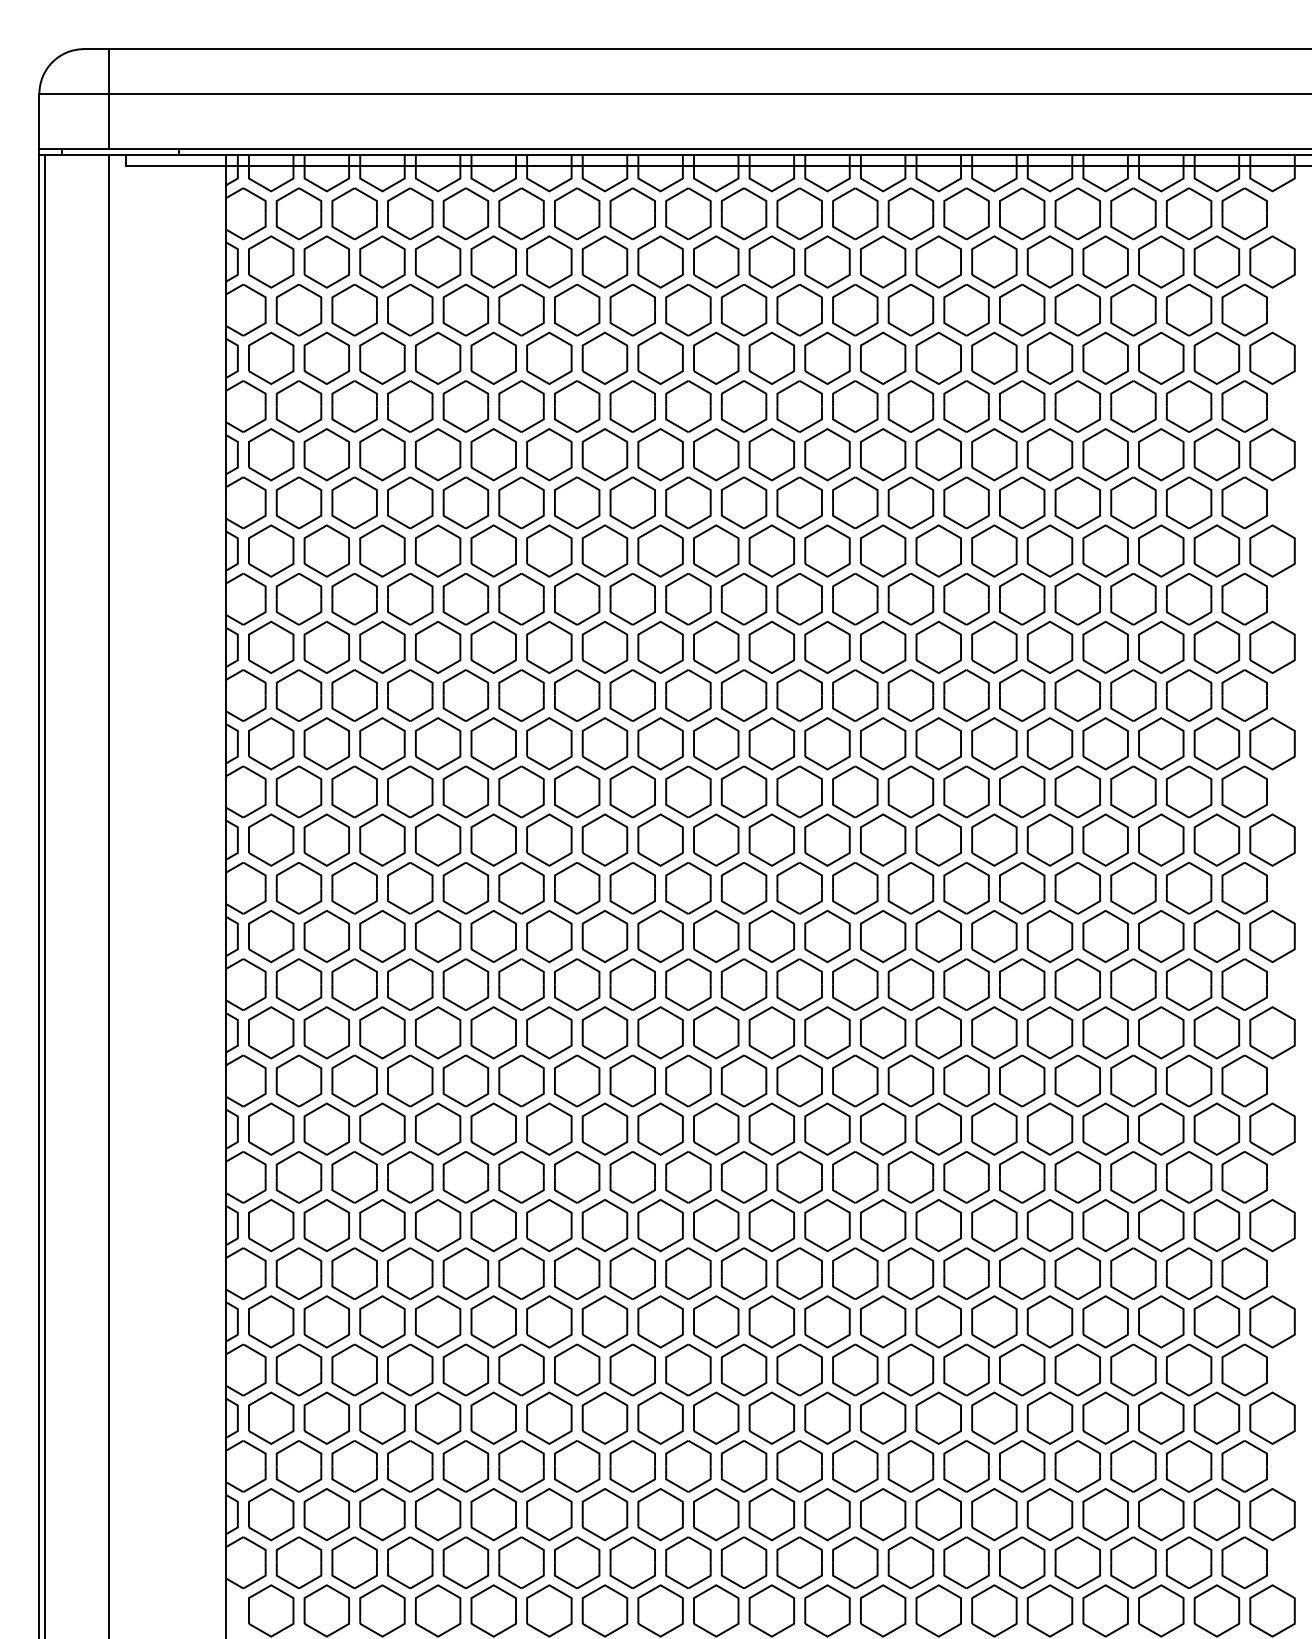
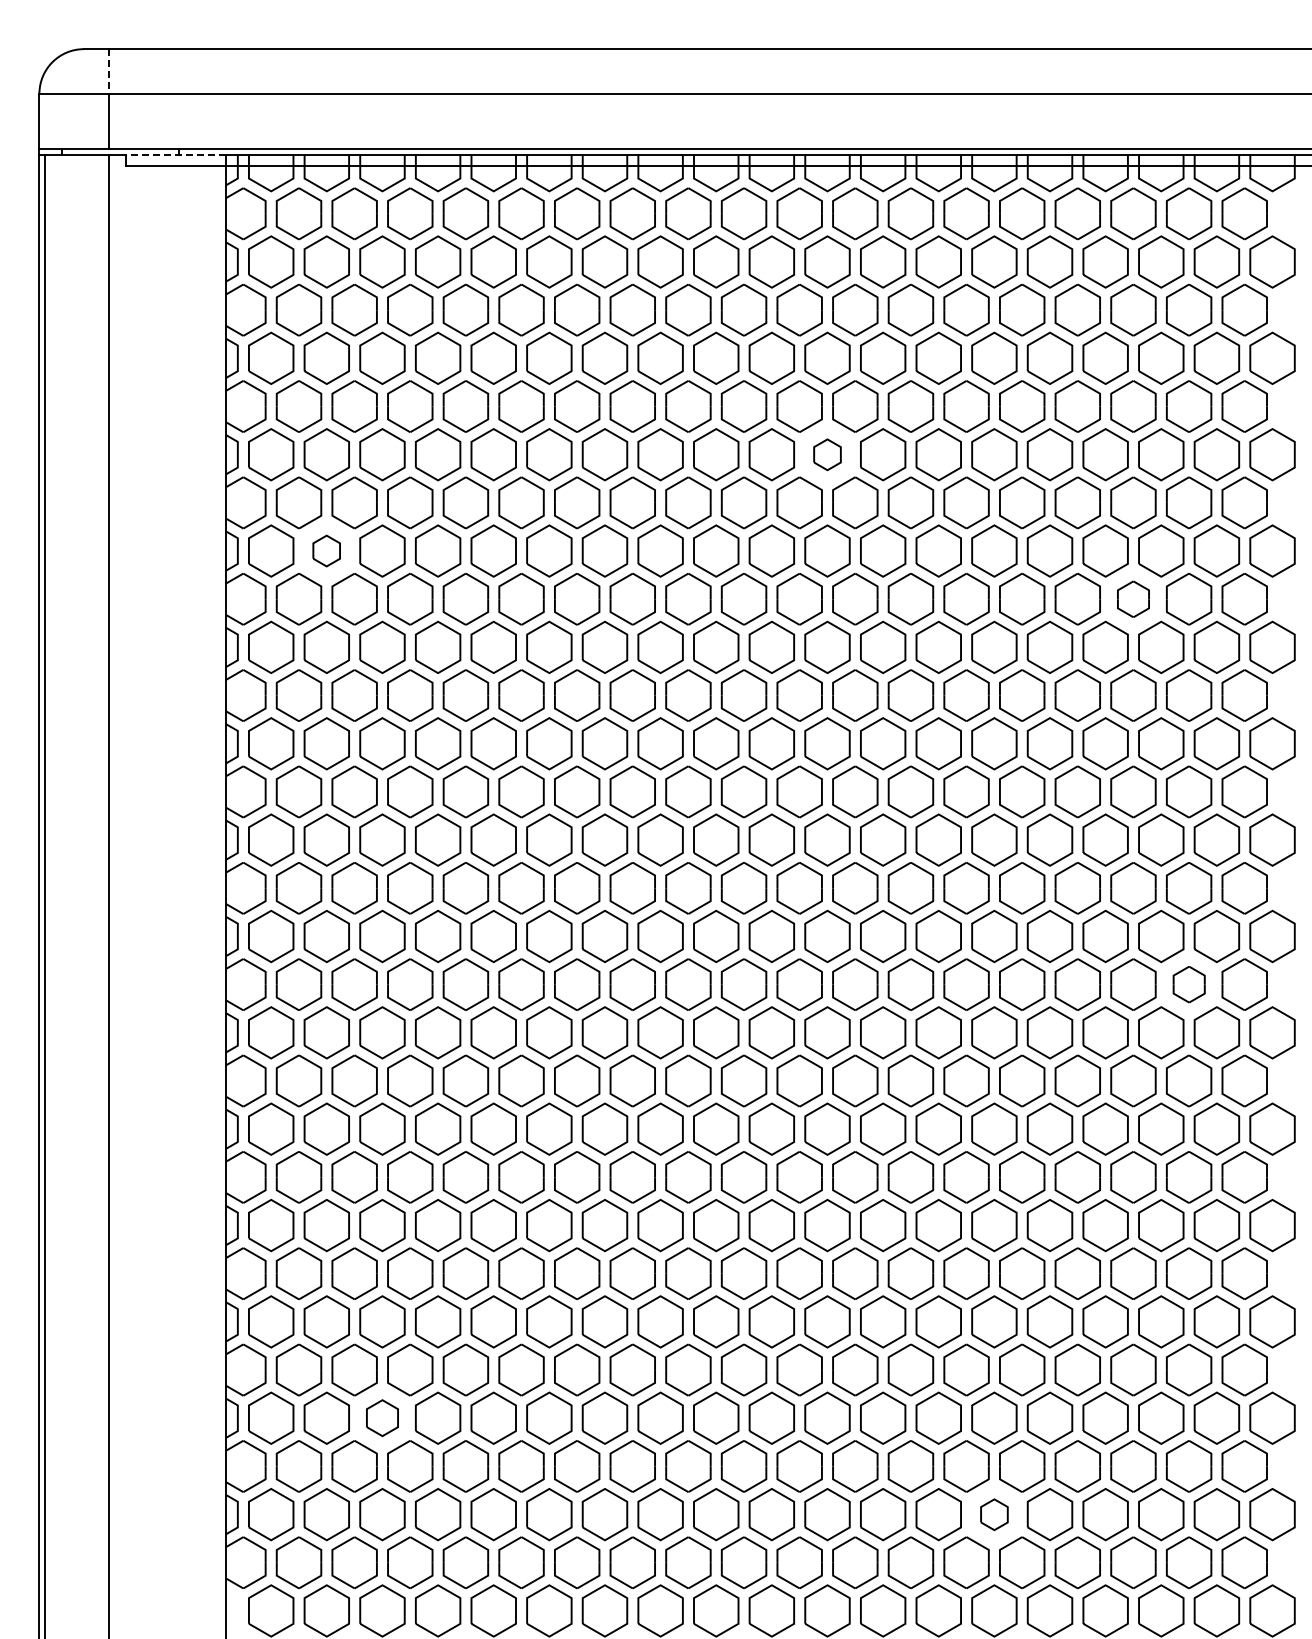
line: solid -> dashed (108, 71)
line: solid -> dashed (175, 154)
part size: 47x54 px -> 29x34 px (827, 454)
part size: 47x54 px -> 29x34 px (326, 550)
part size: 47x53 px -> 33x38 px (1133, 598)
part size: 47x53 px -> 34x38 px (1188, 984)
part size: 47x54 px -> 33x39 px (382, 1418)
part size: 47x54 px -> 29x34 px (994, 1514)
